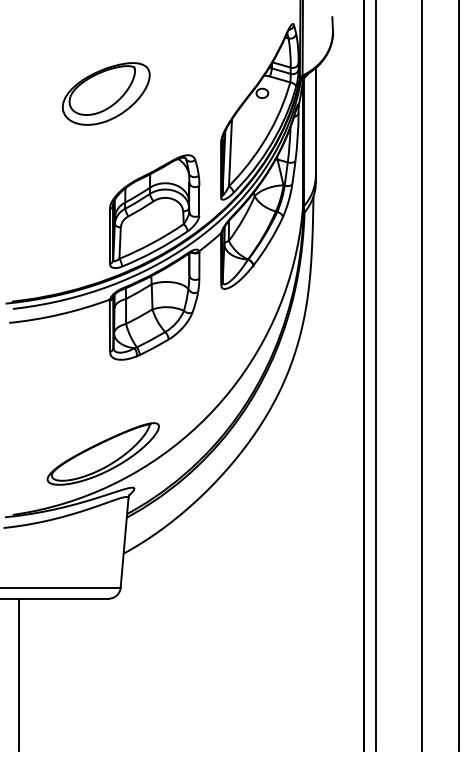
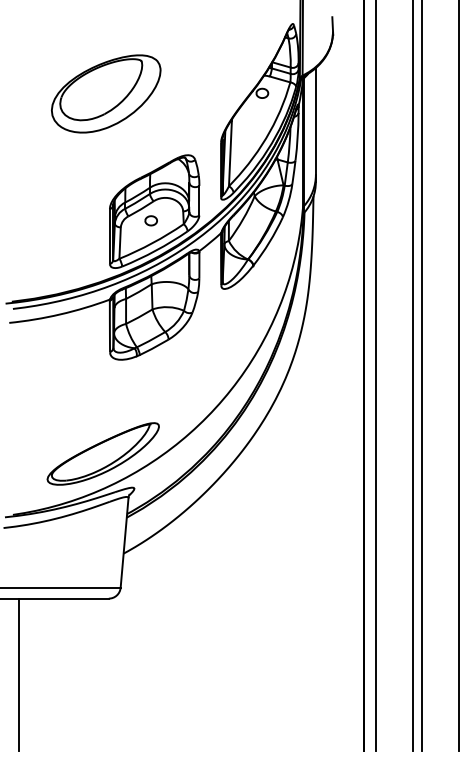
part size: 90x64 px -> 111x80 px (106, 93)
part: none -> present (150, 220)
line: none -> present (412, 376)
